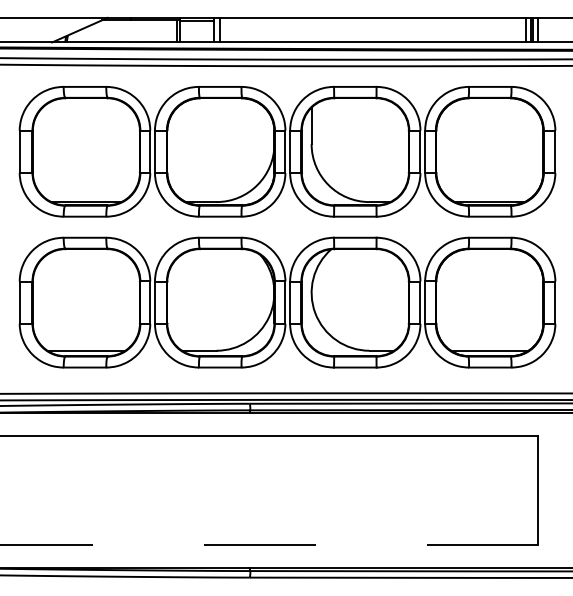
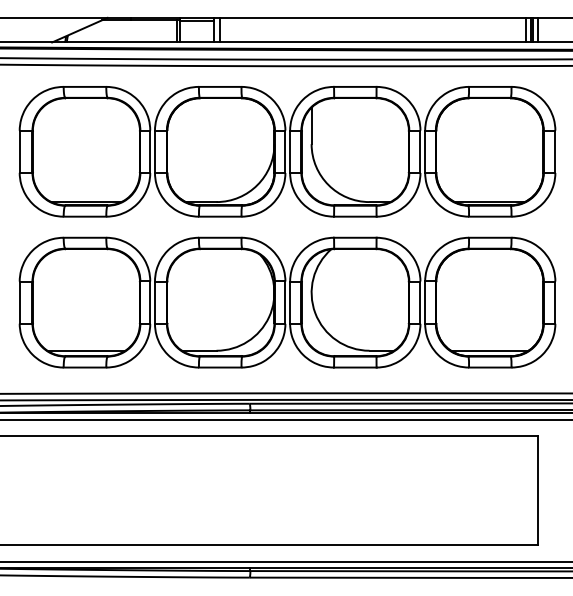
line: none -> present (285, 419)
line: dashed -> solid (269, 545)
line: none -> present (285, 561)
